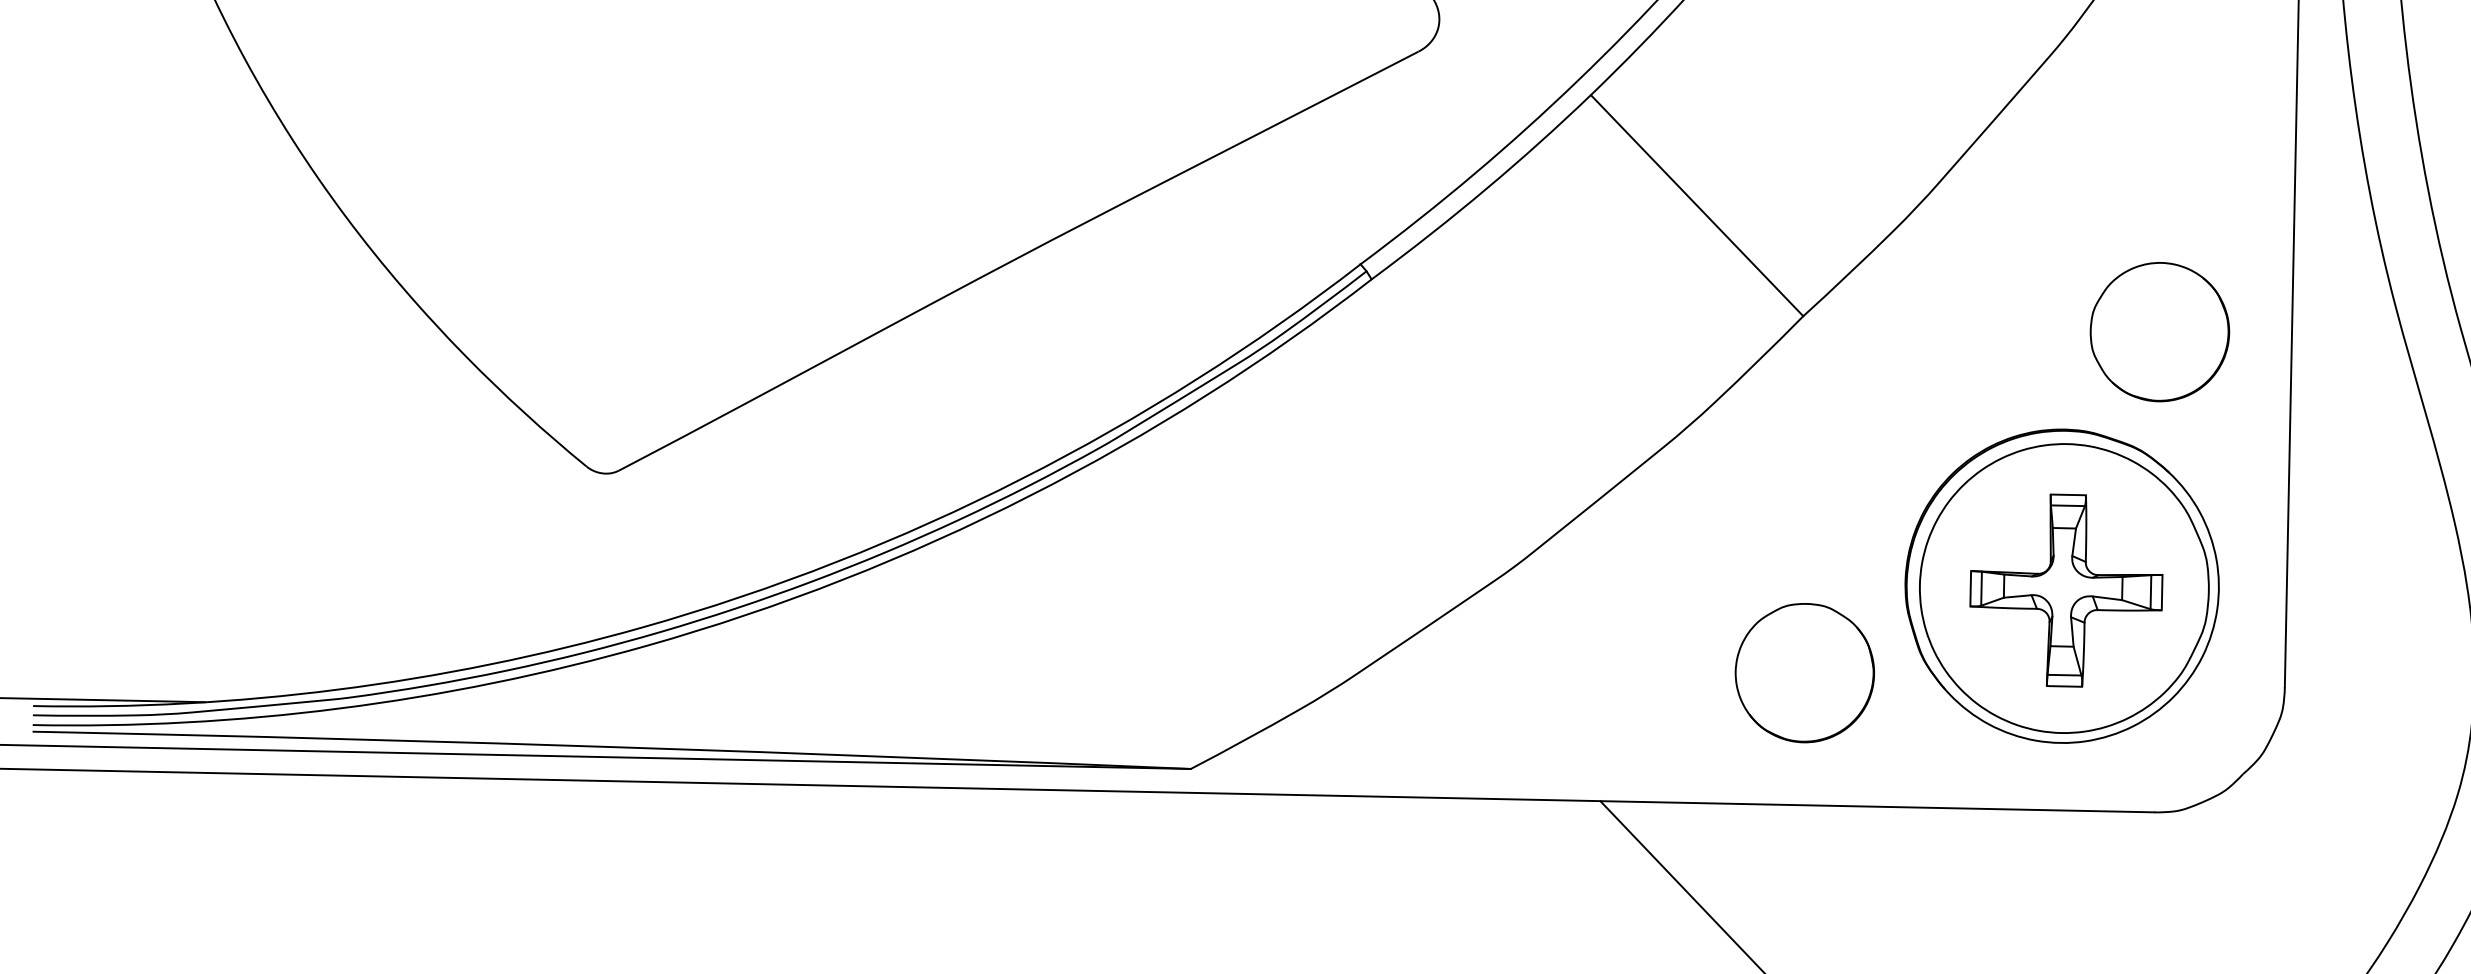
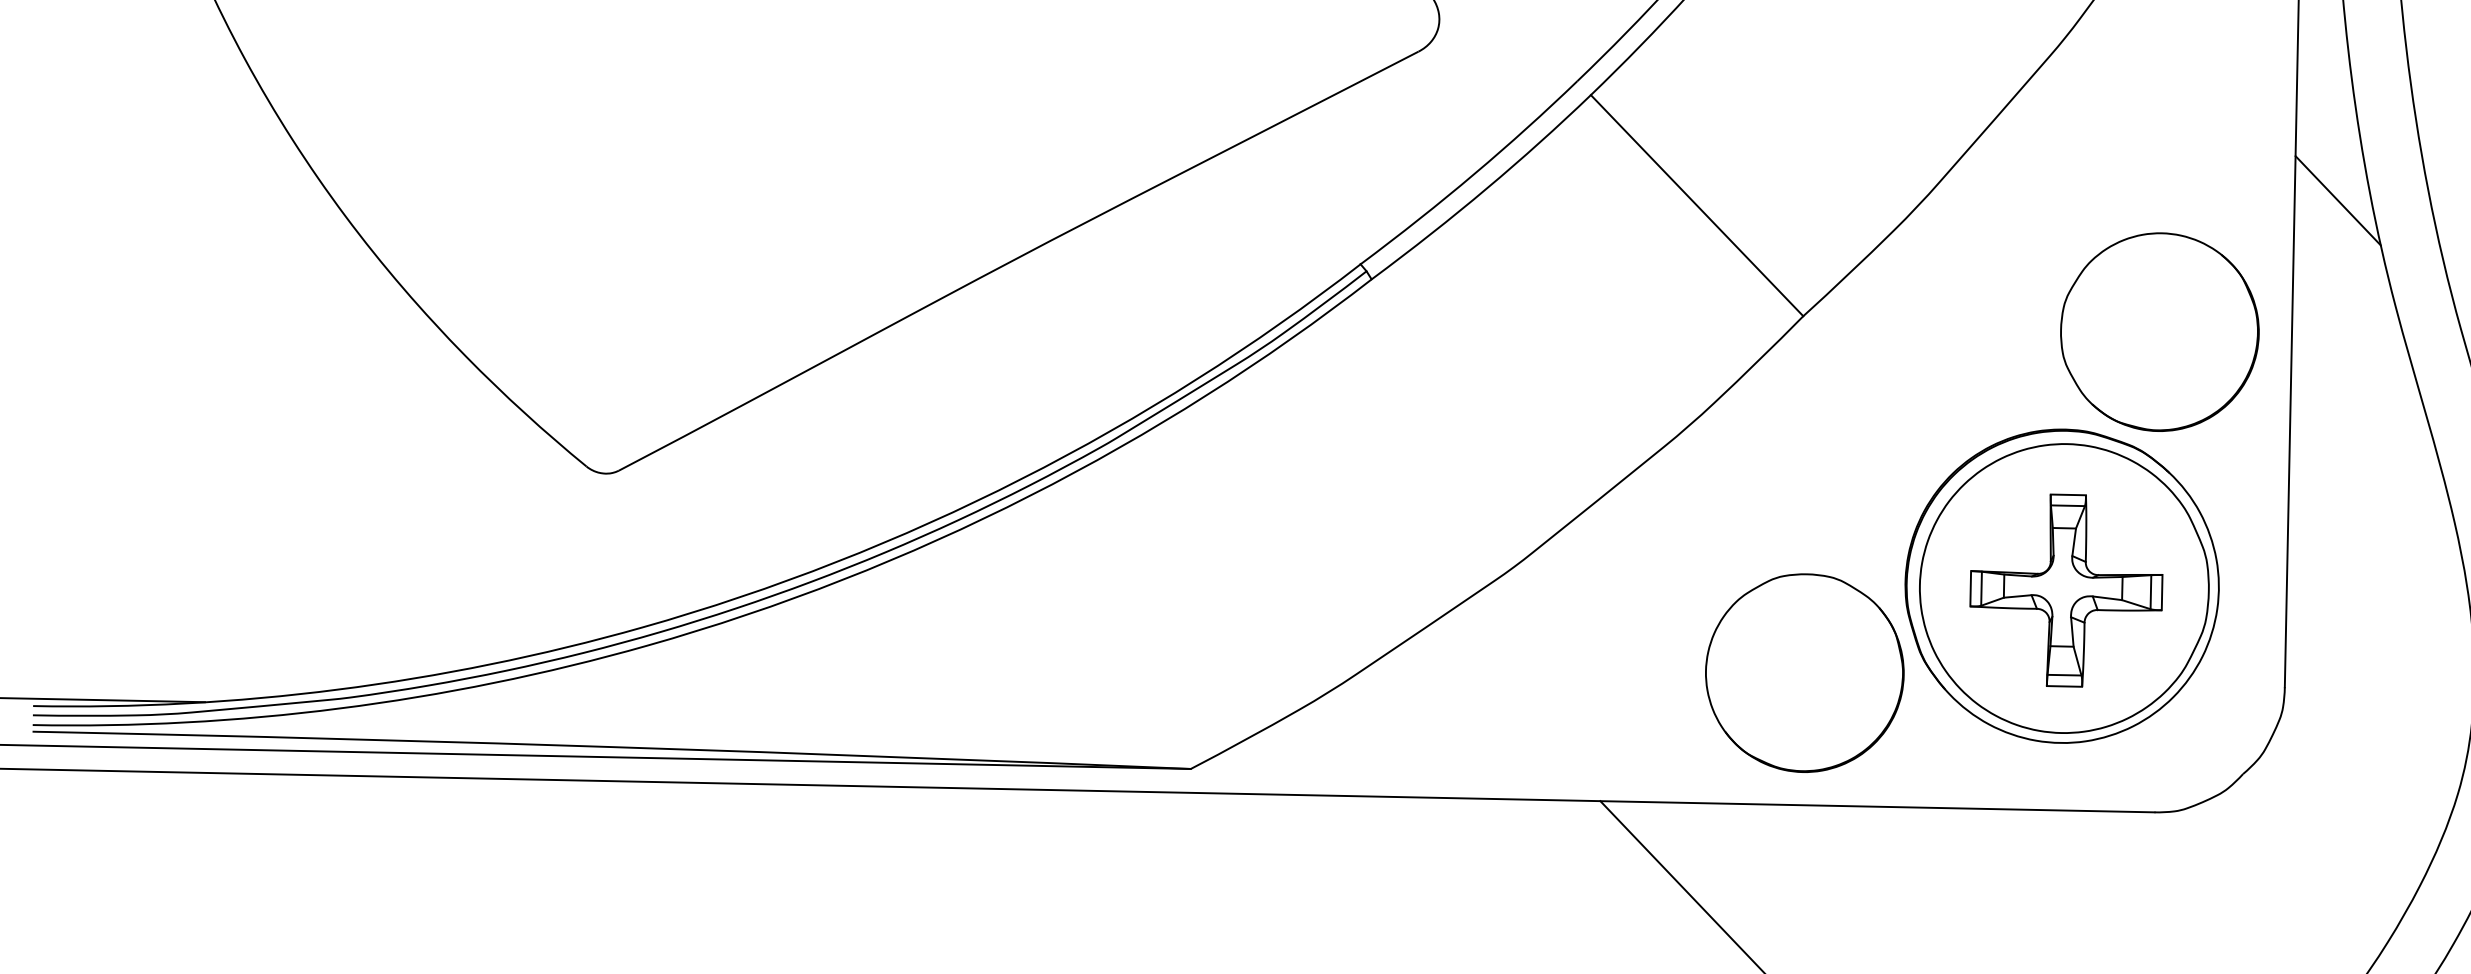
line: none -> present (2337, 200)
part size: 142x141 px -> 200x200 px (2159, 331)
part size: 141x141 px -> 200x200 px (1804, 672)
